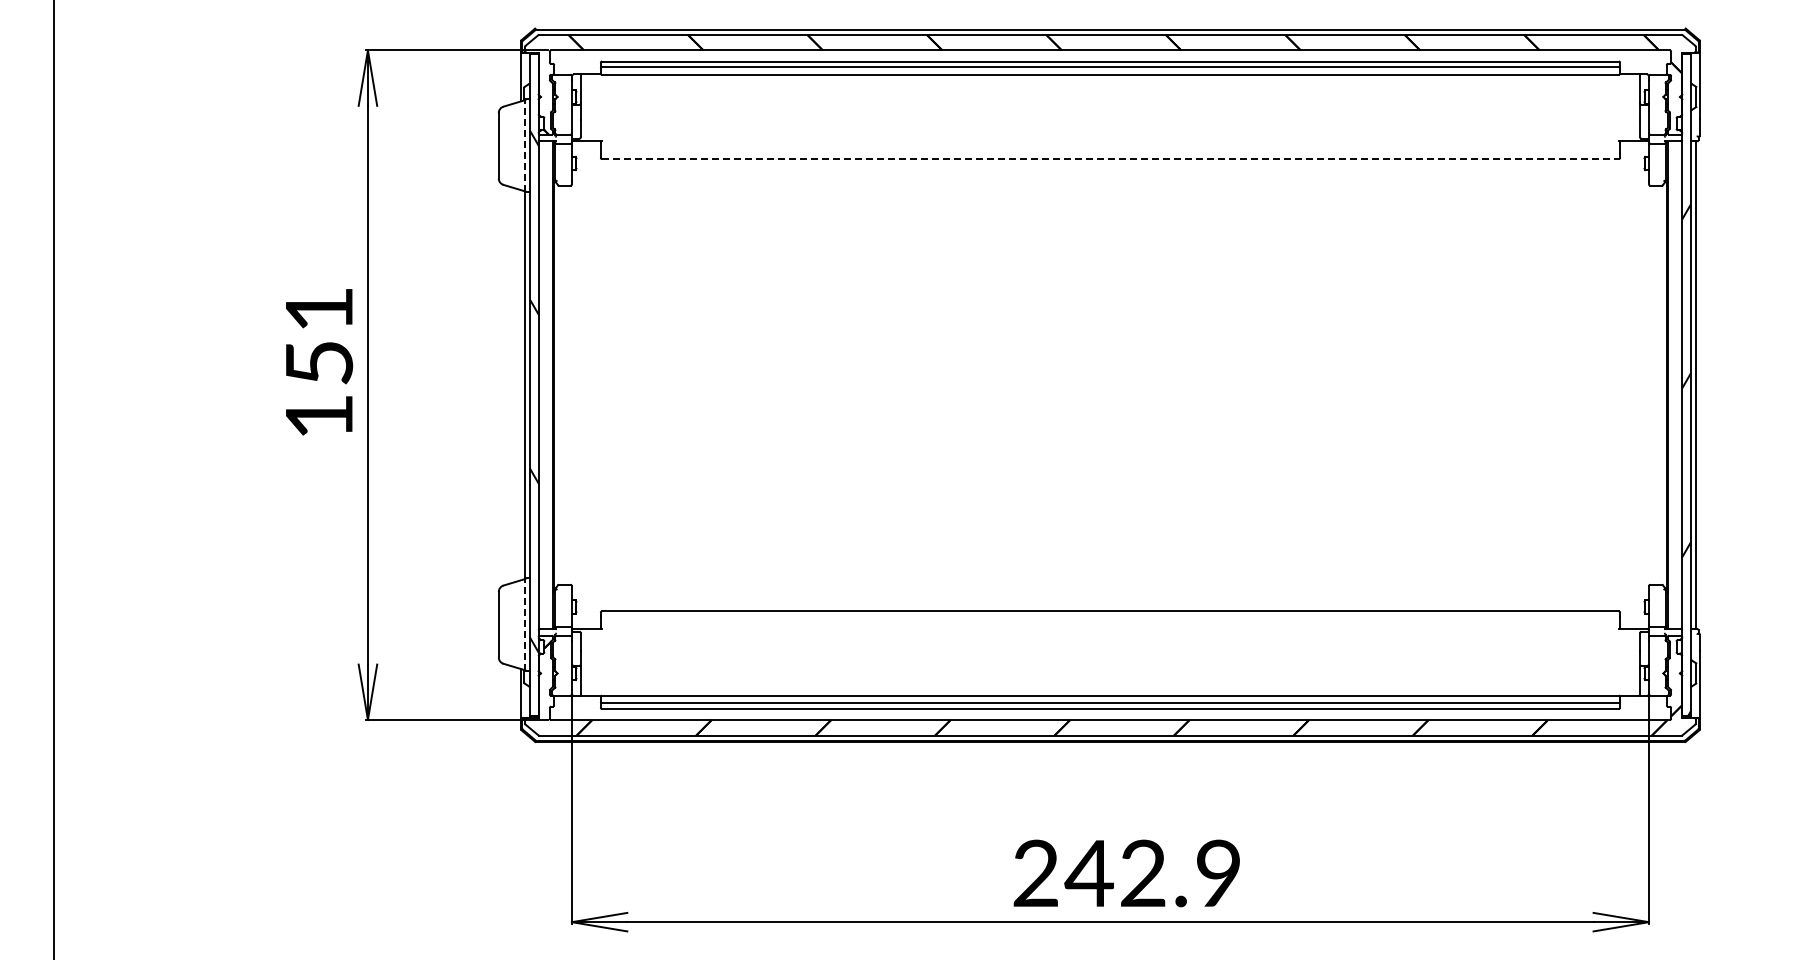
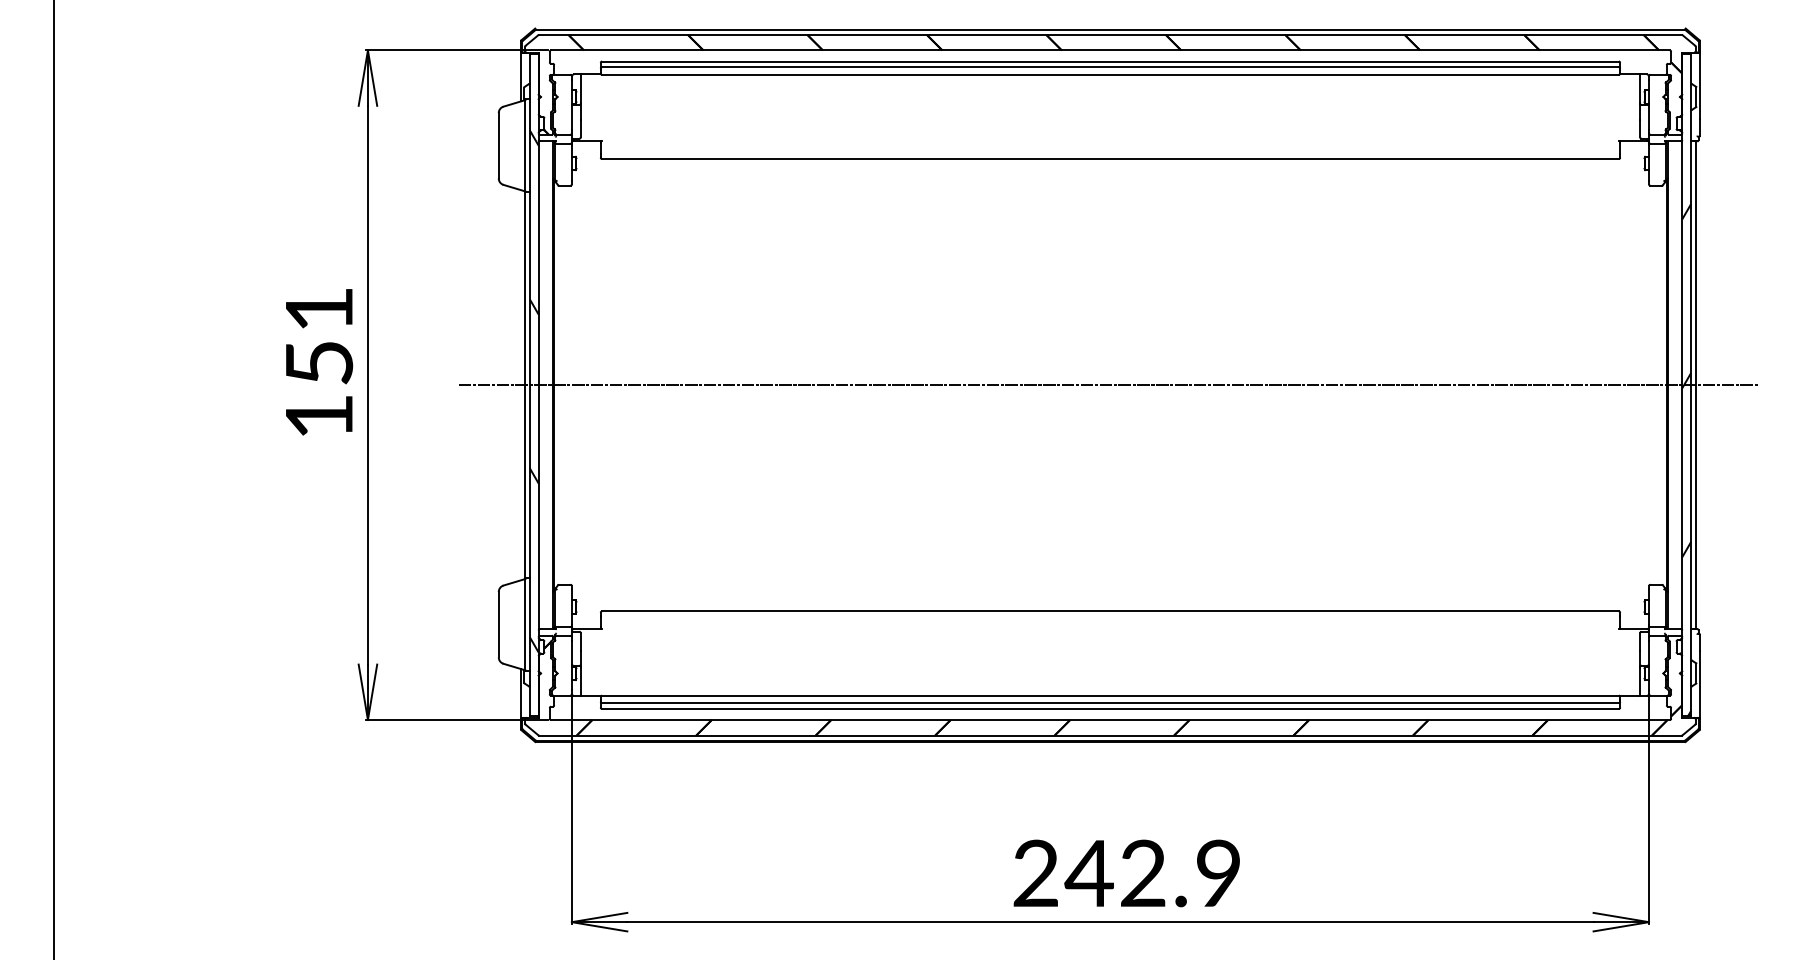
line: dashed -> solid (525, 145)
line: dashed -> solid (1110, 159)
line: none -> present (1107, 385)
line: dashed -> solid (525, 624)
